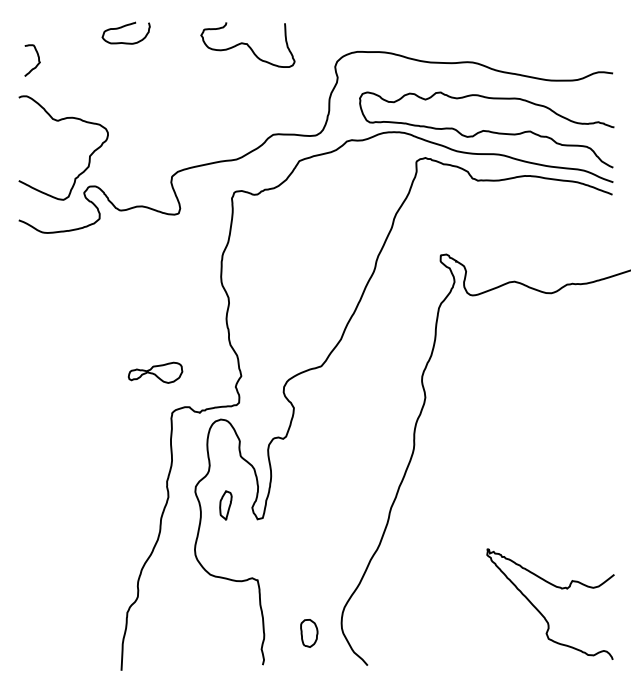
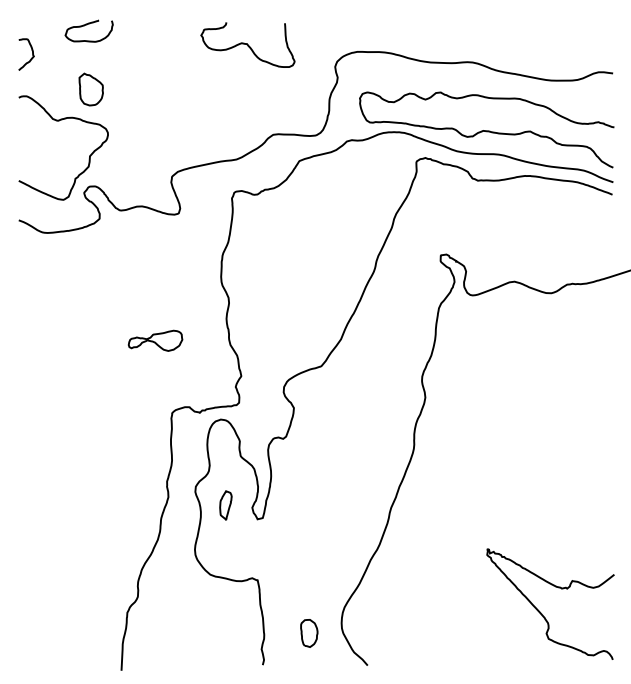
curve position: (123, 27) -> (86, 25) (86, 25)
curve position: (36, 64) -> (30, 58) (30, 58)
part: none -> present (90, 89)
part position: (155, 372) -> (155, 340) (155, 340)
